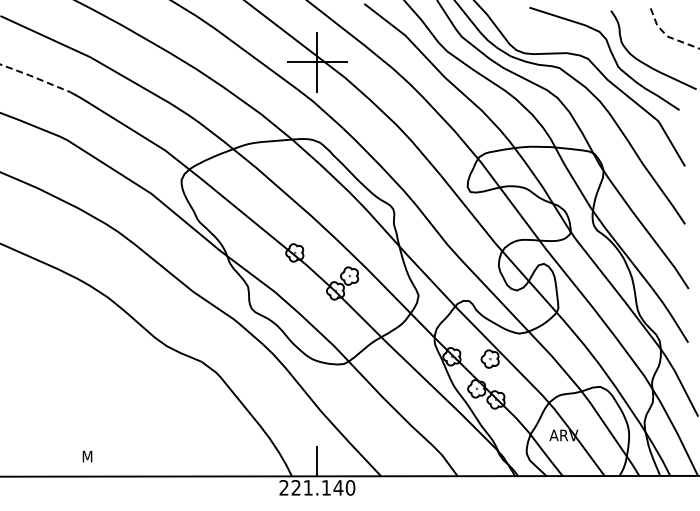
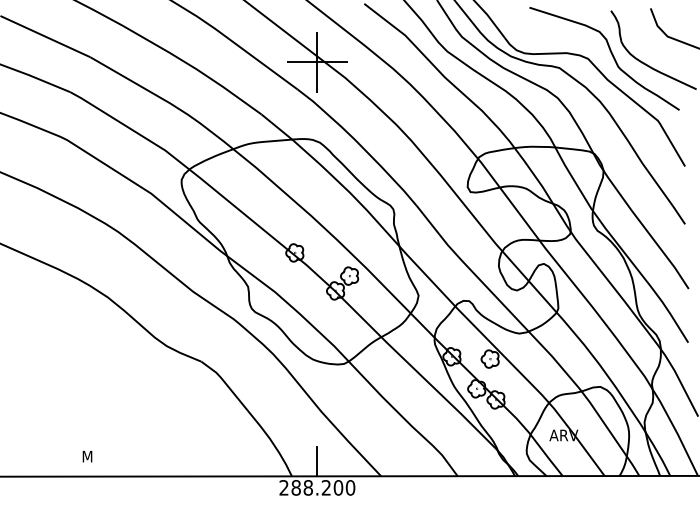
line: dashed -> solid (667, 36)
line: dashed -> solid (35, 77)
text: 221.140 -> 288.200 (317, 487)
